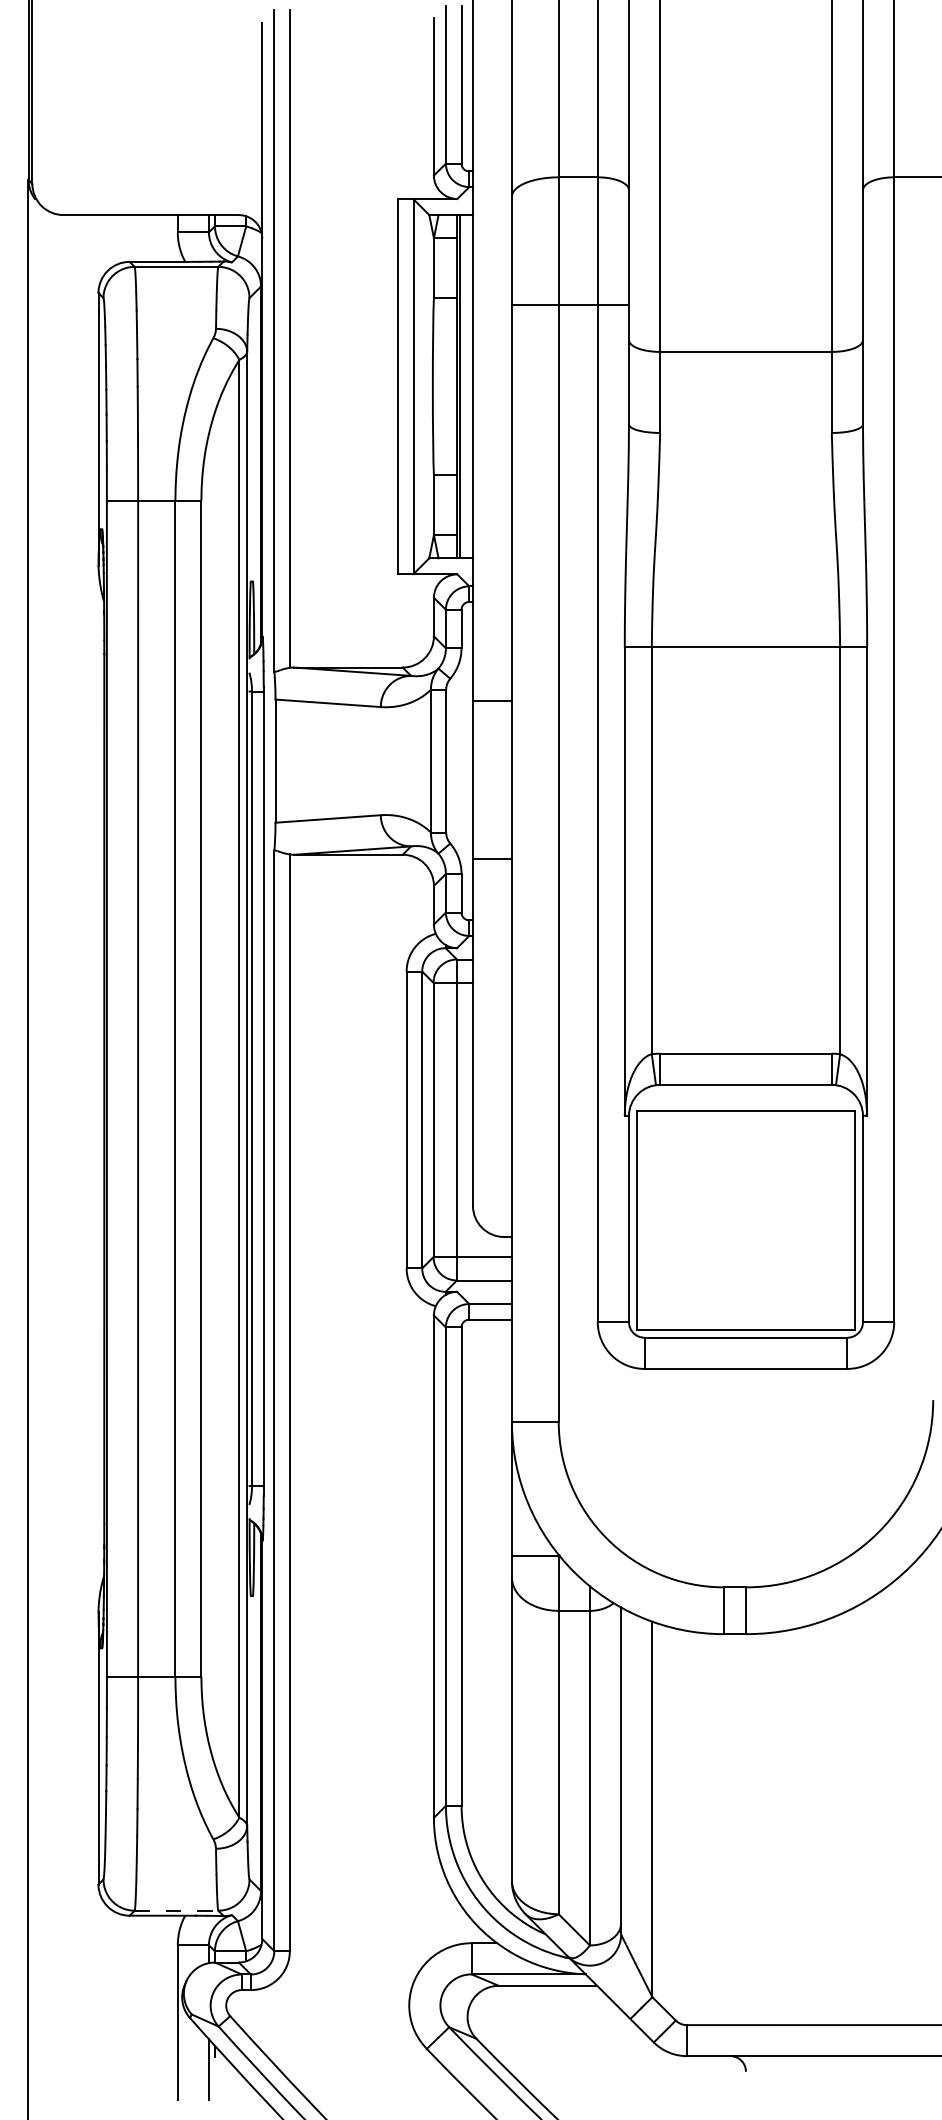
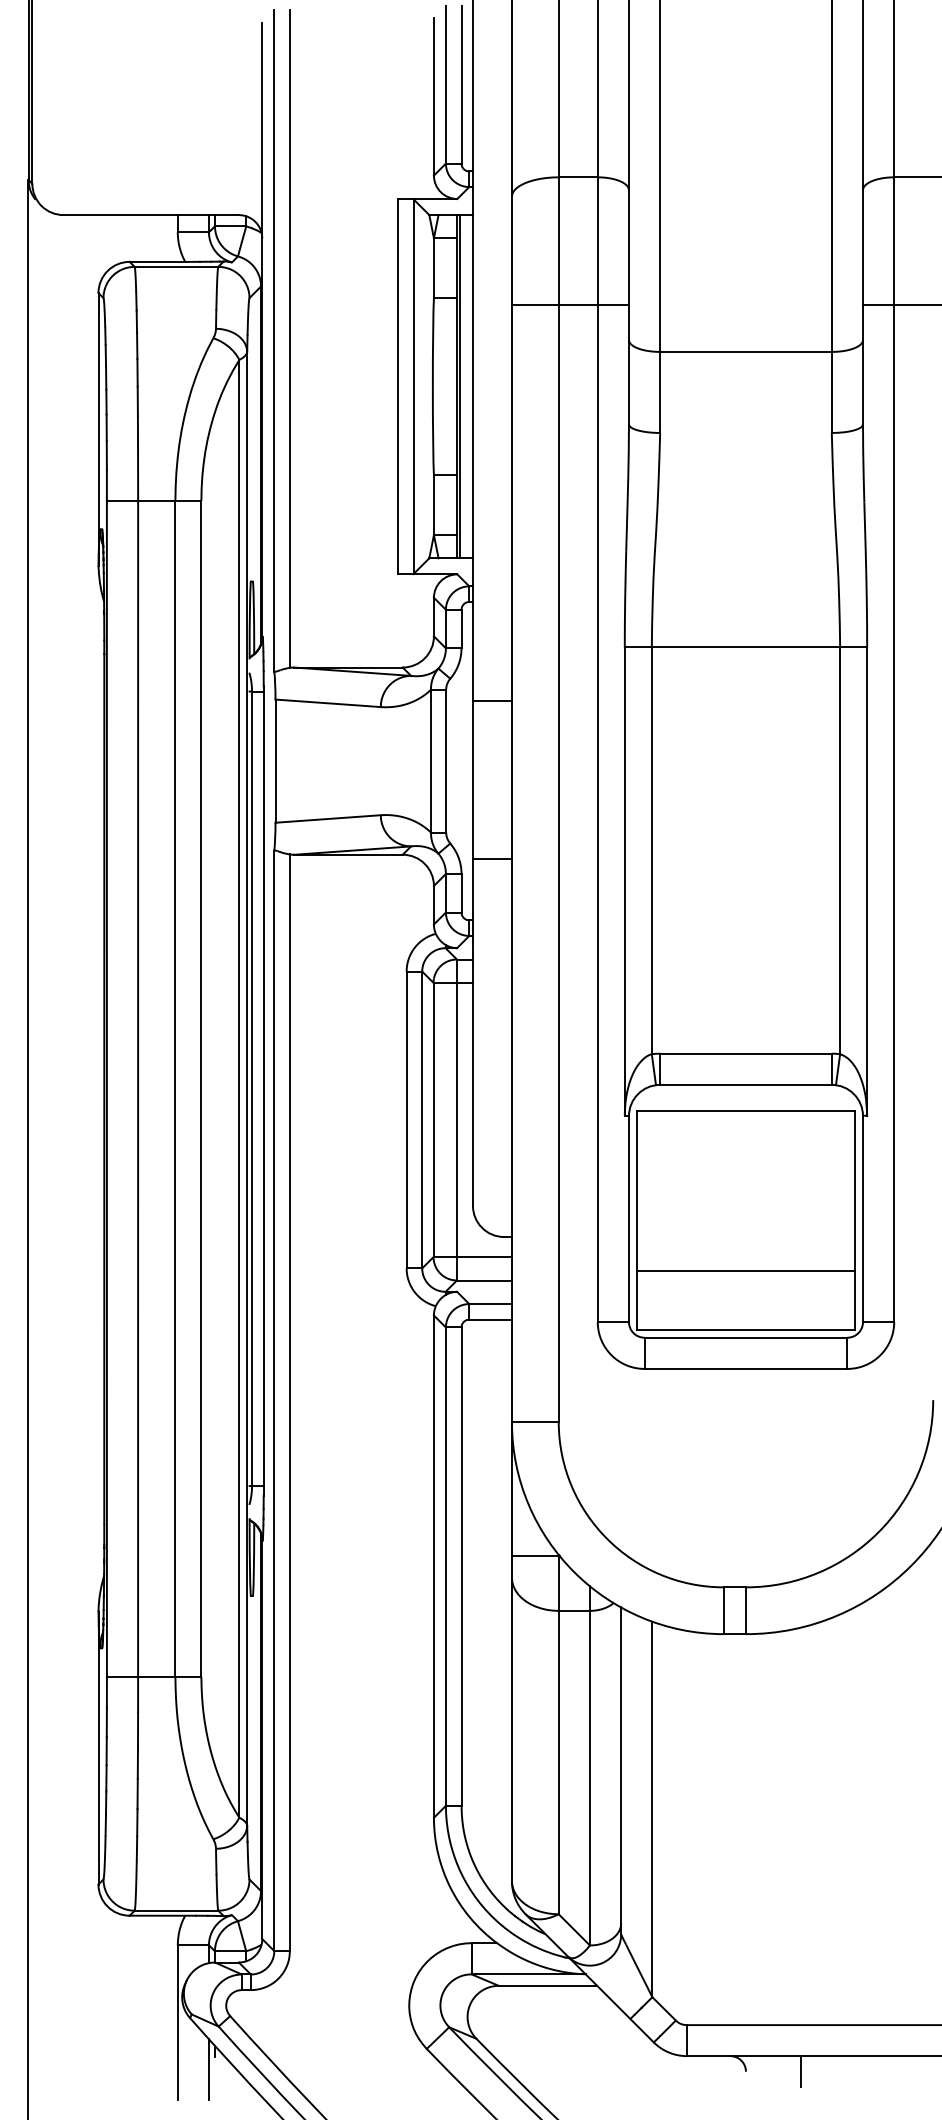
line: none -> present (900, 305)
line: none -> present (745, 1270)
line: dashed -> solid (176, 1910)
line: none -> present (800, 2071)
